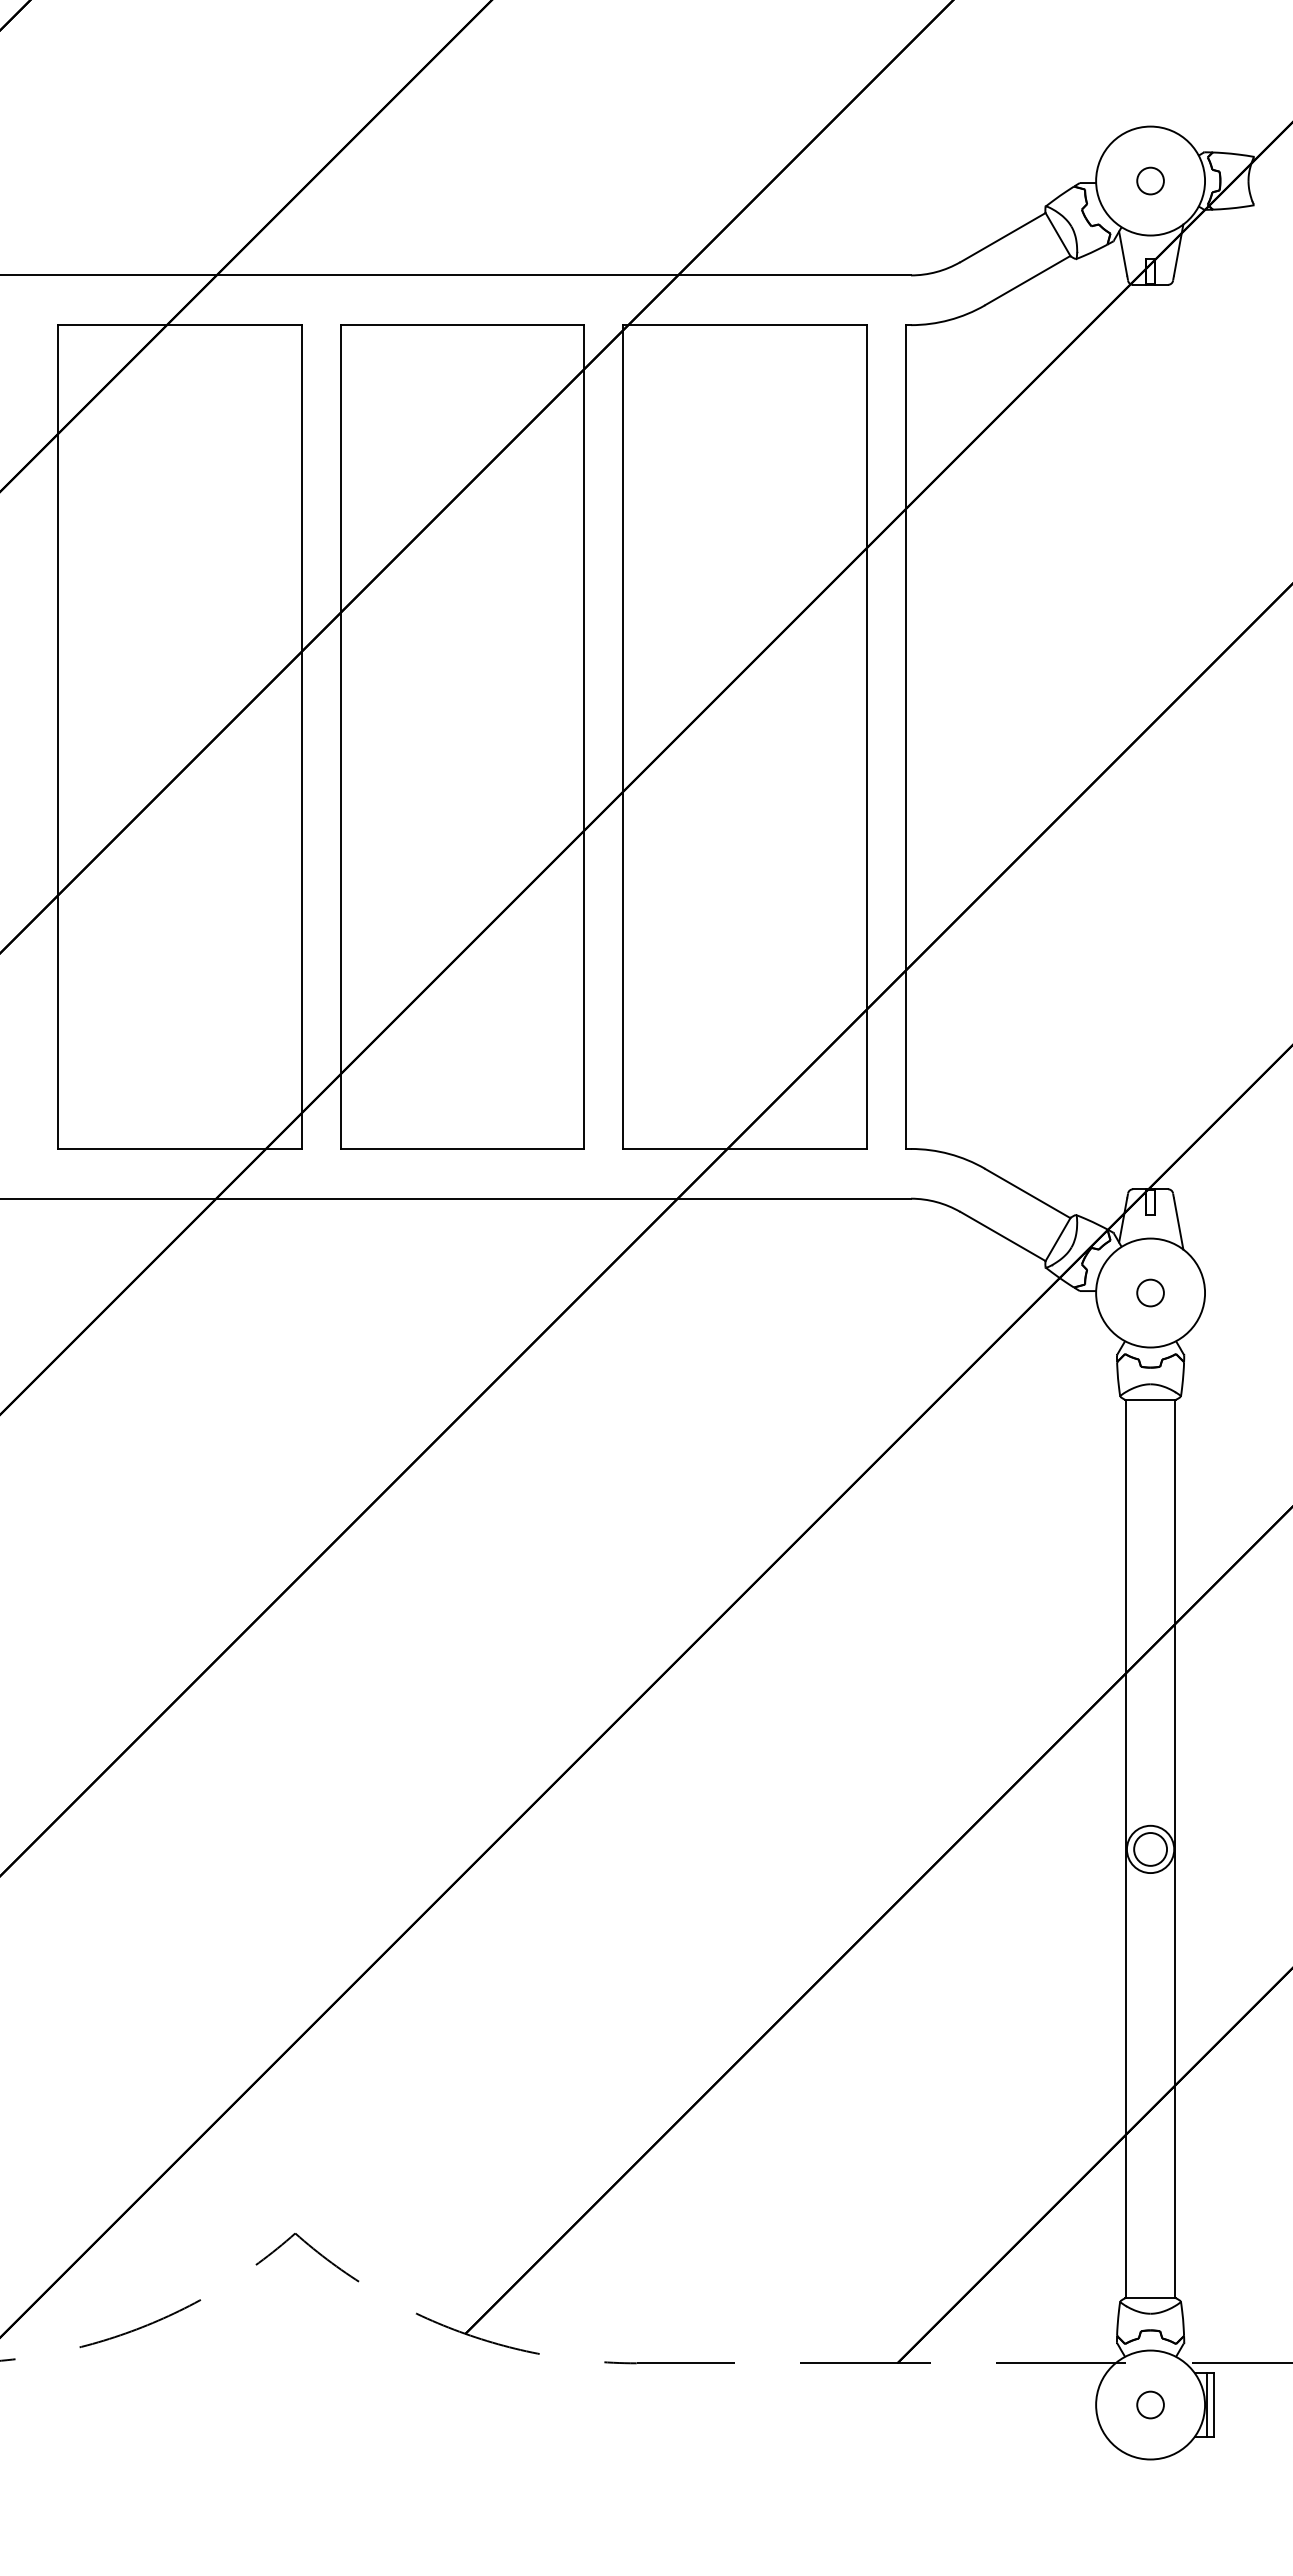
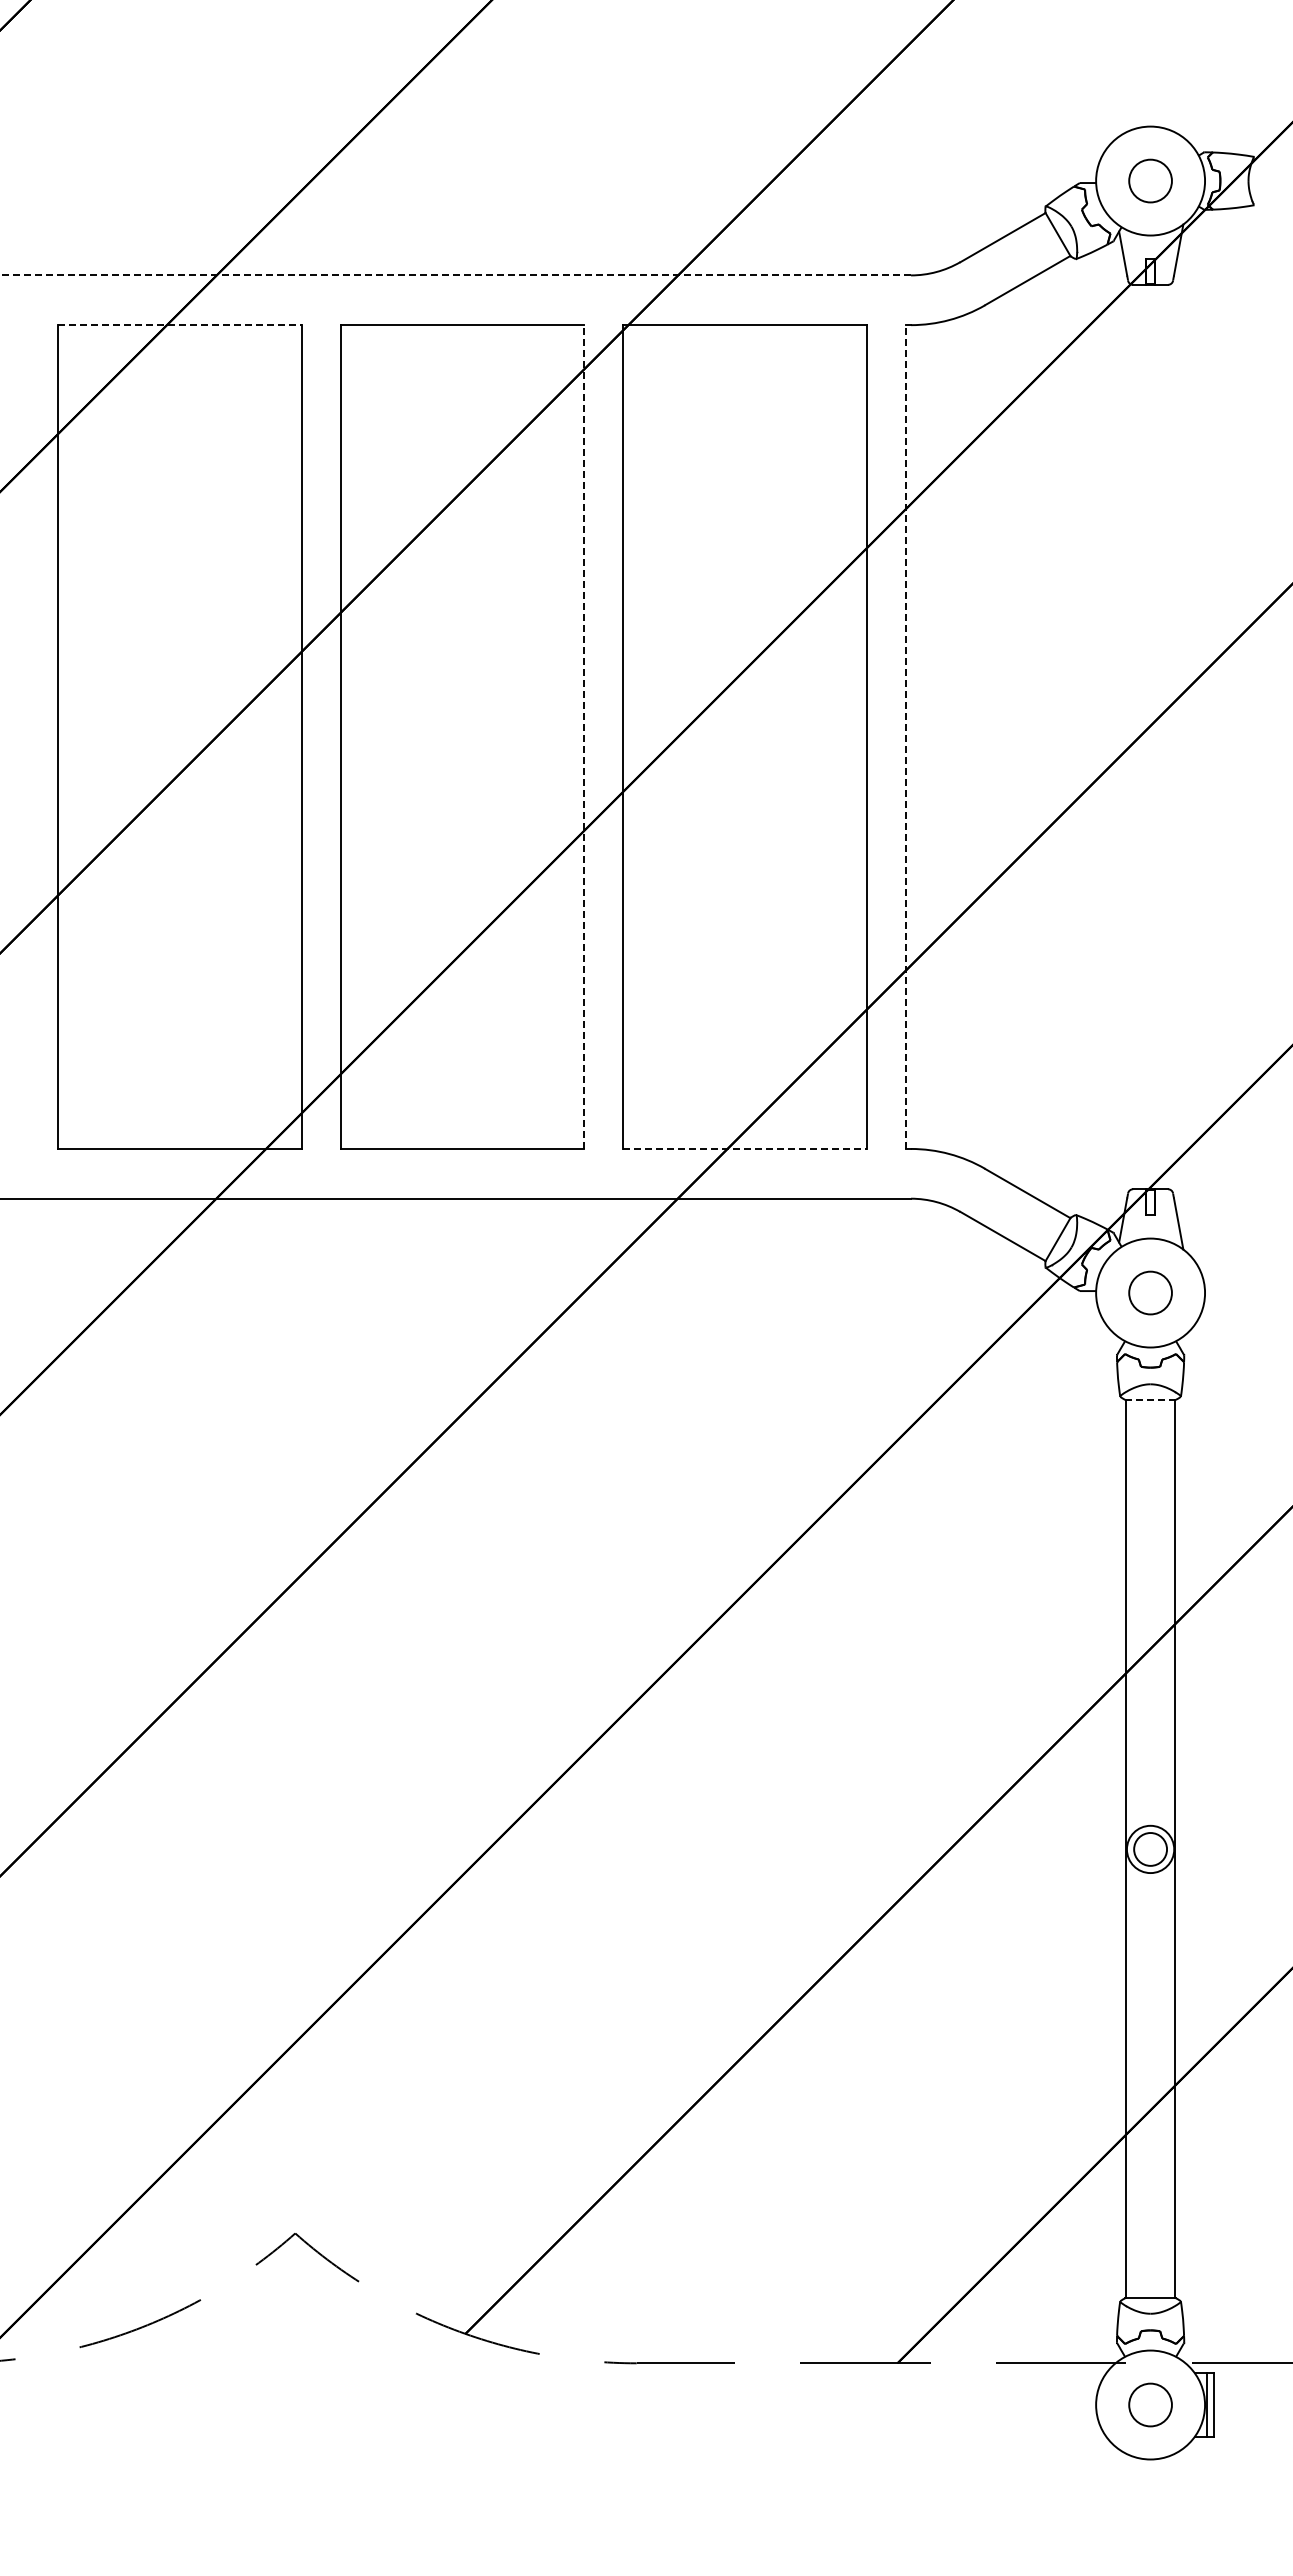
circle diameter: 27 px -> 43 px (1150, 180)
line: solid -> dashed (456, 275)
line: solid -> dashed (179, 325)
line: solid -> dashed (584, 737)
line: solid -> dashed (905, 737)
line: solid -> dashed (745, 1148)
circle diameter: 27 px -> 43 px (1150, 1292)
line: solid -> dashed (1151, 1399)
circle diameter: 27 px -> 43 px (1150, 2404)
